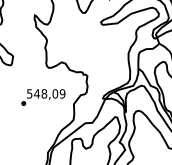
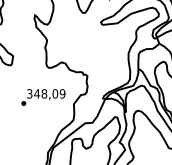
text: 548,09 -> 348,09 (29, 93)
